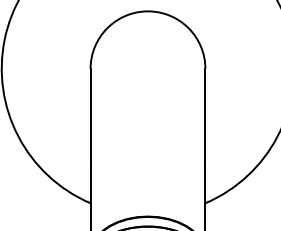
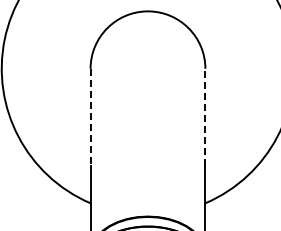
line: solid -> dashed (205, 116)
line: solid -> dashed (90, 117)
